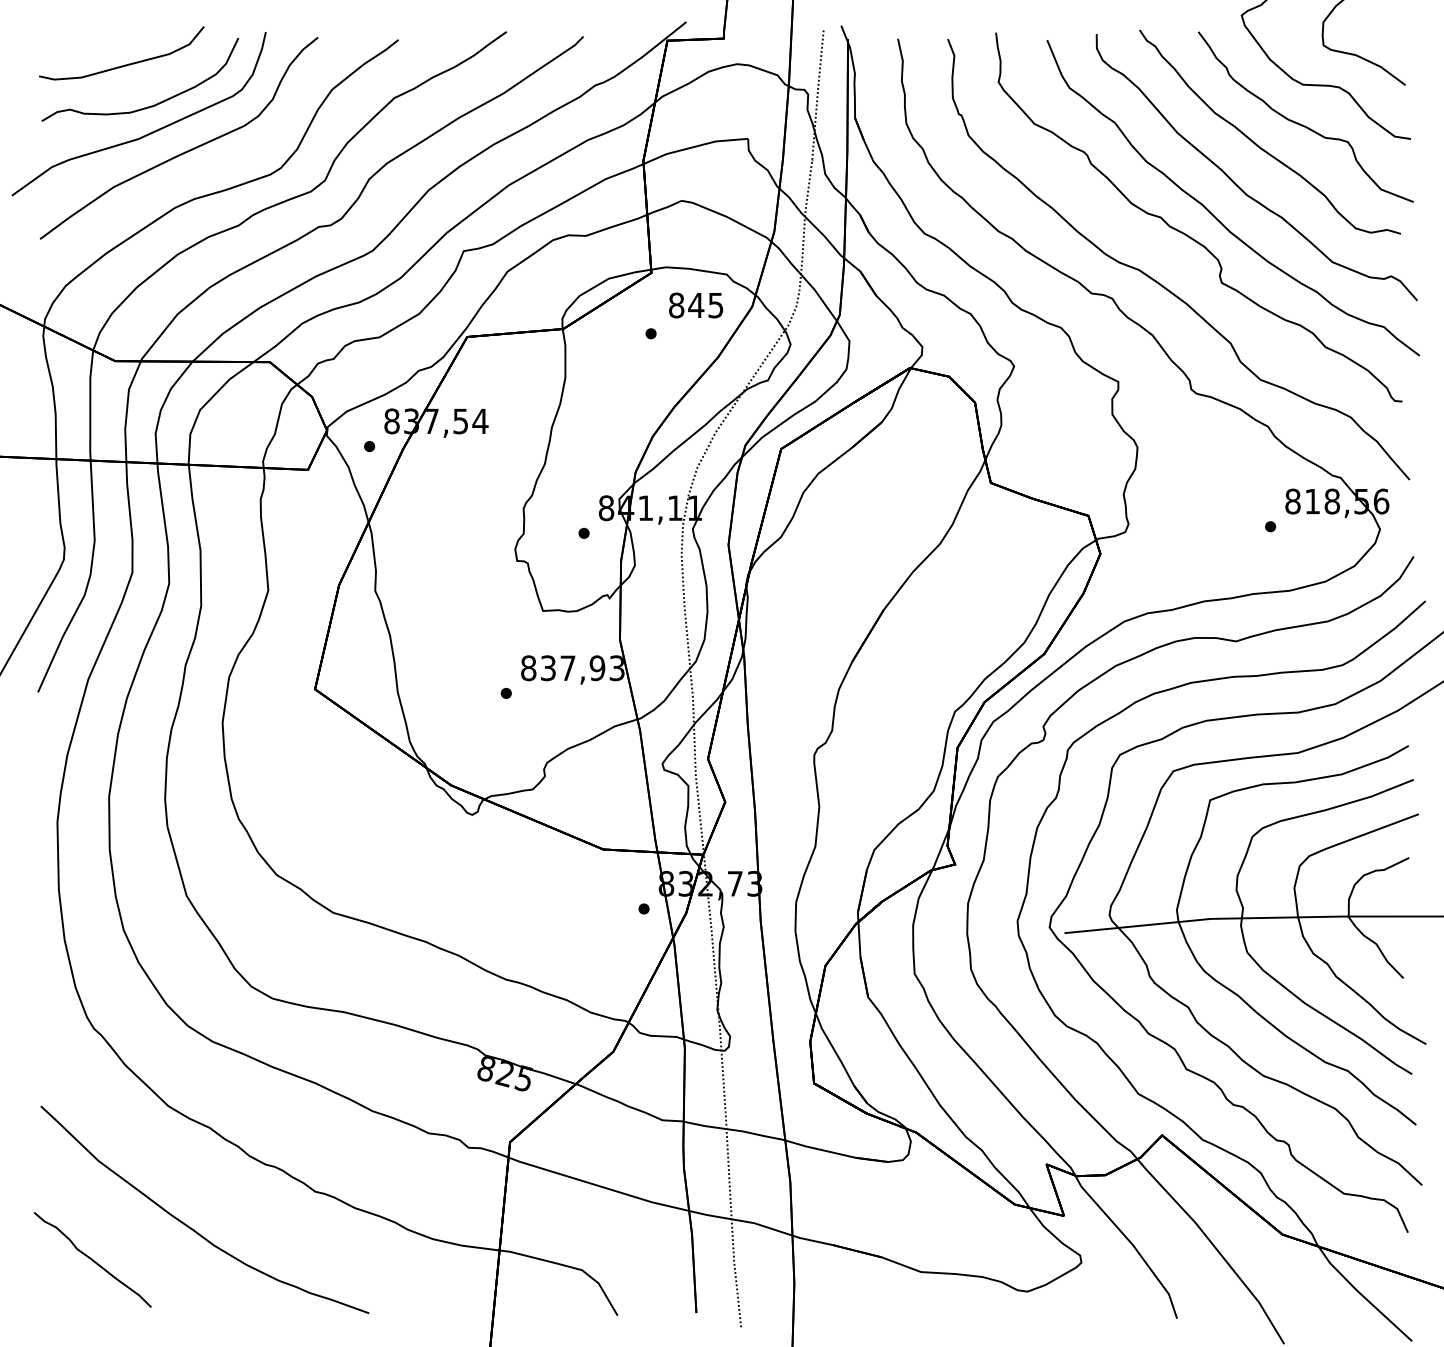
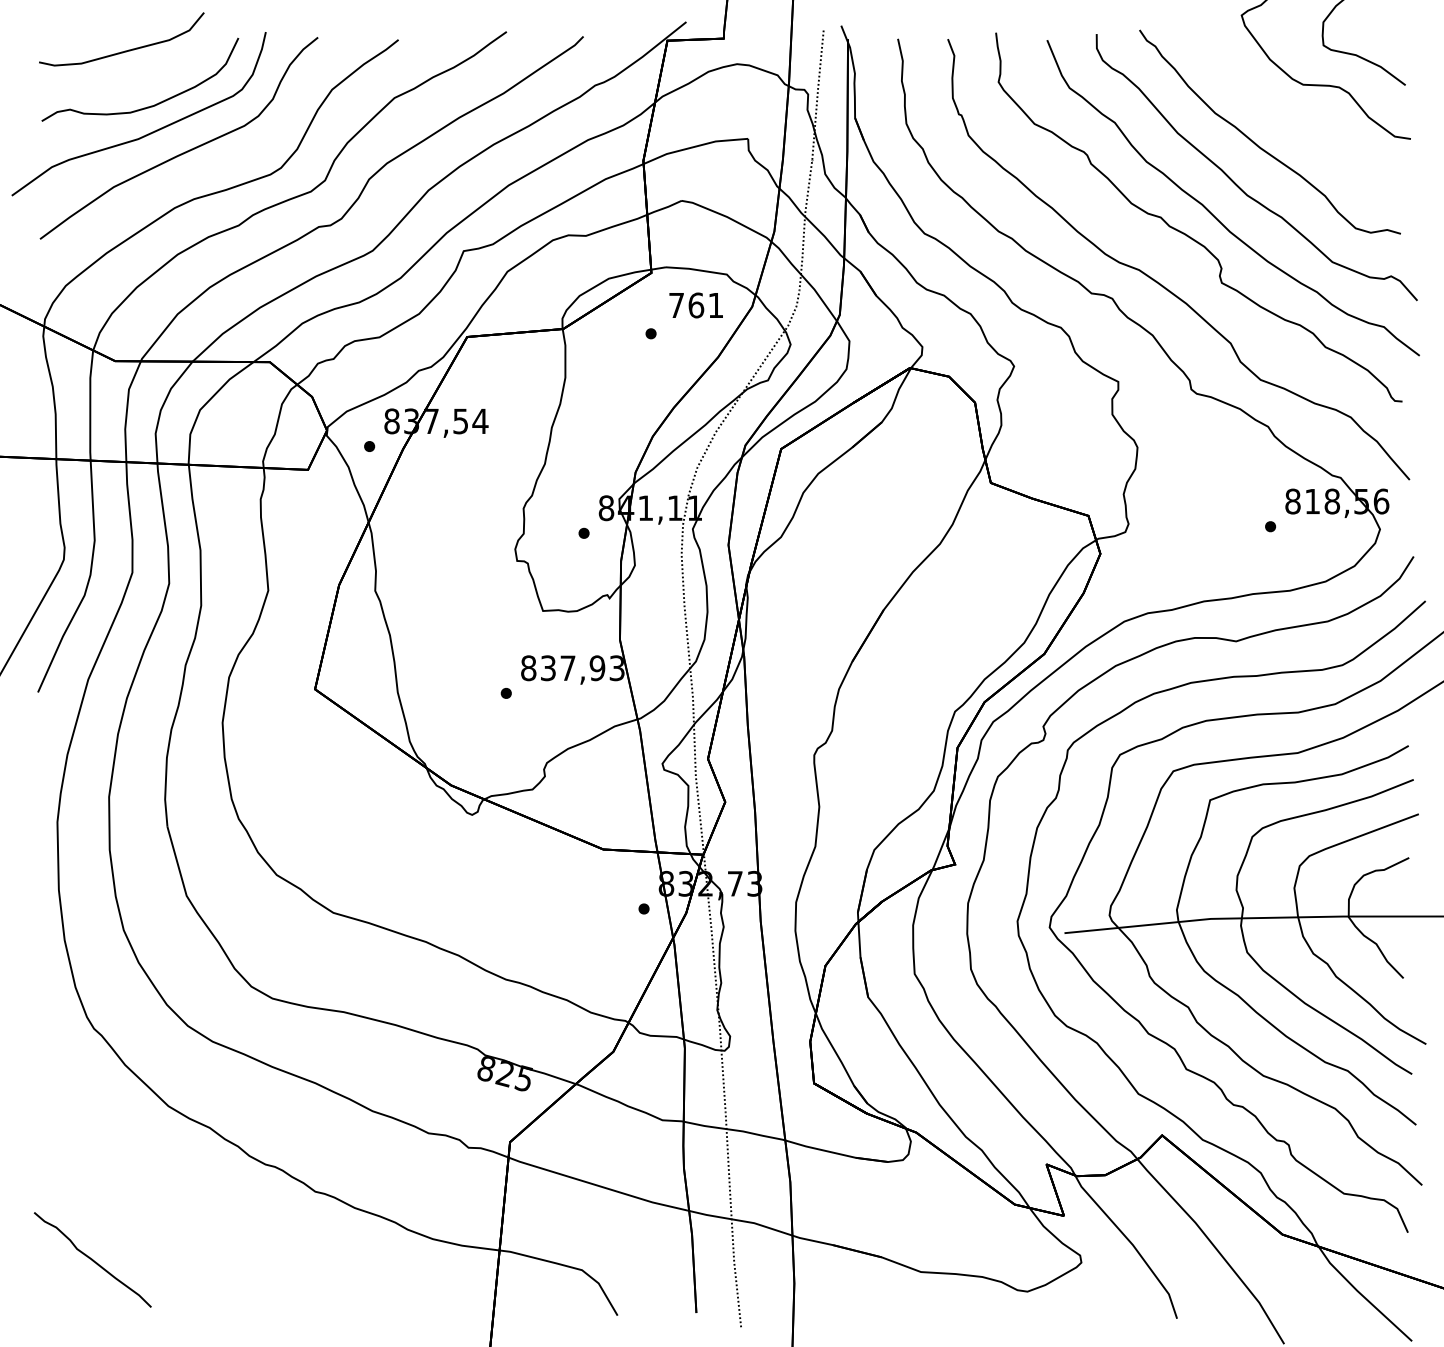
curve position: (124, 64) -> (124, 50) (124, 50)
curve: present -> none (1302, 124)
text: 845 -> 761 (696, 305)
curve: present -> none (191, 1227)
